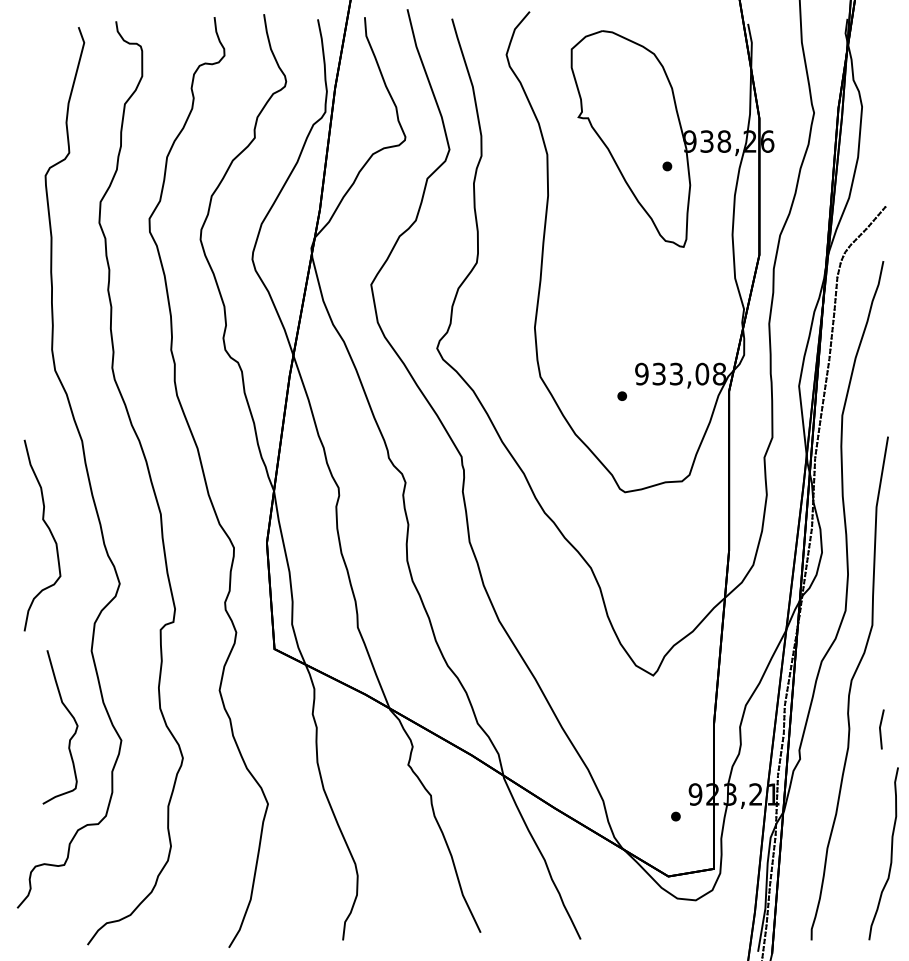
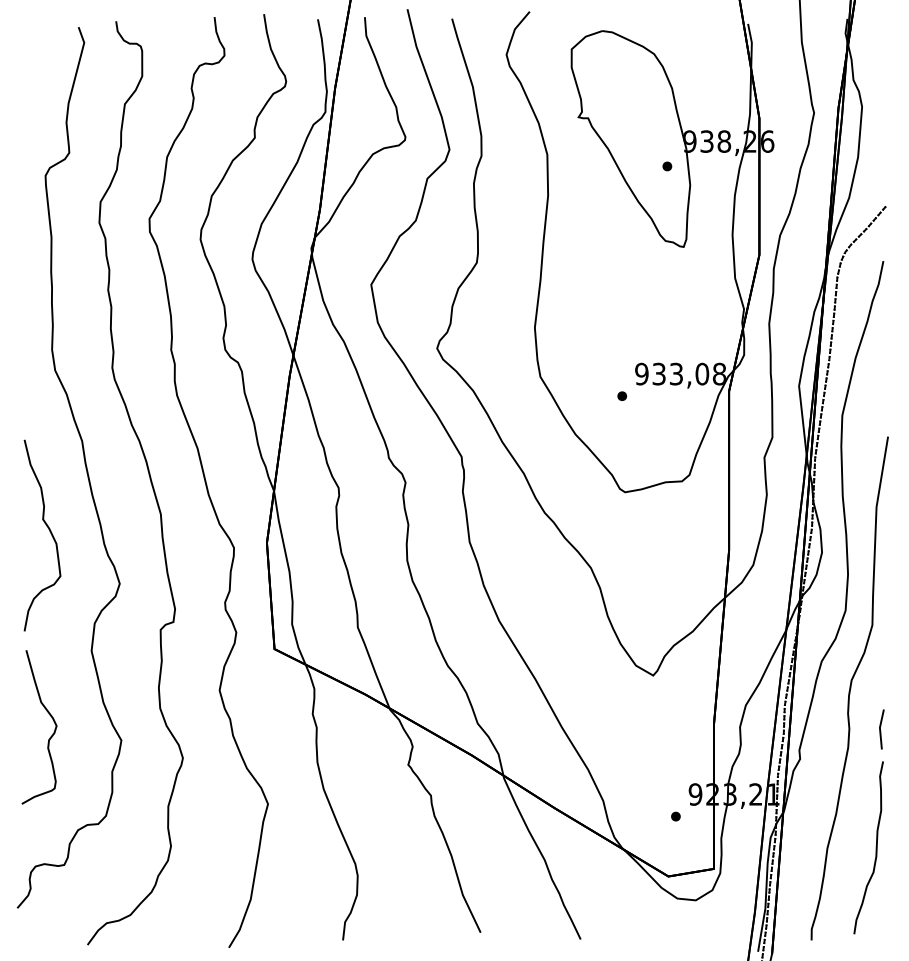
curve position: (70, 737) -> (49, 737) (49, 737)
curve position: (890, 853) -> (875, 847) (875, 847)
